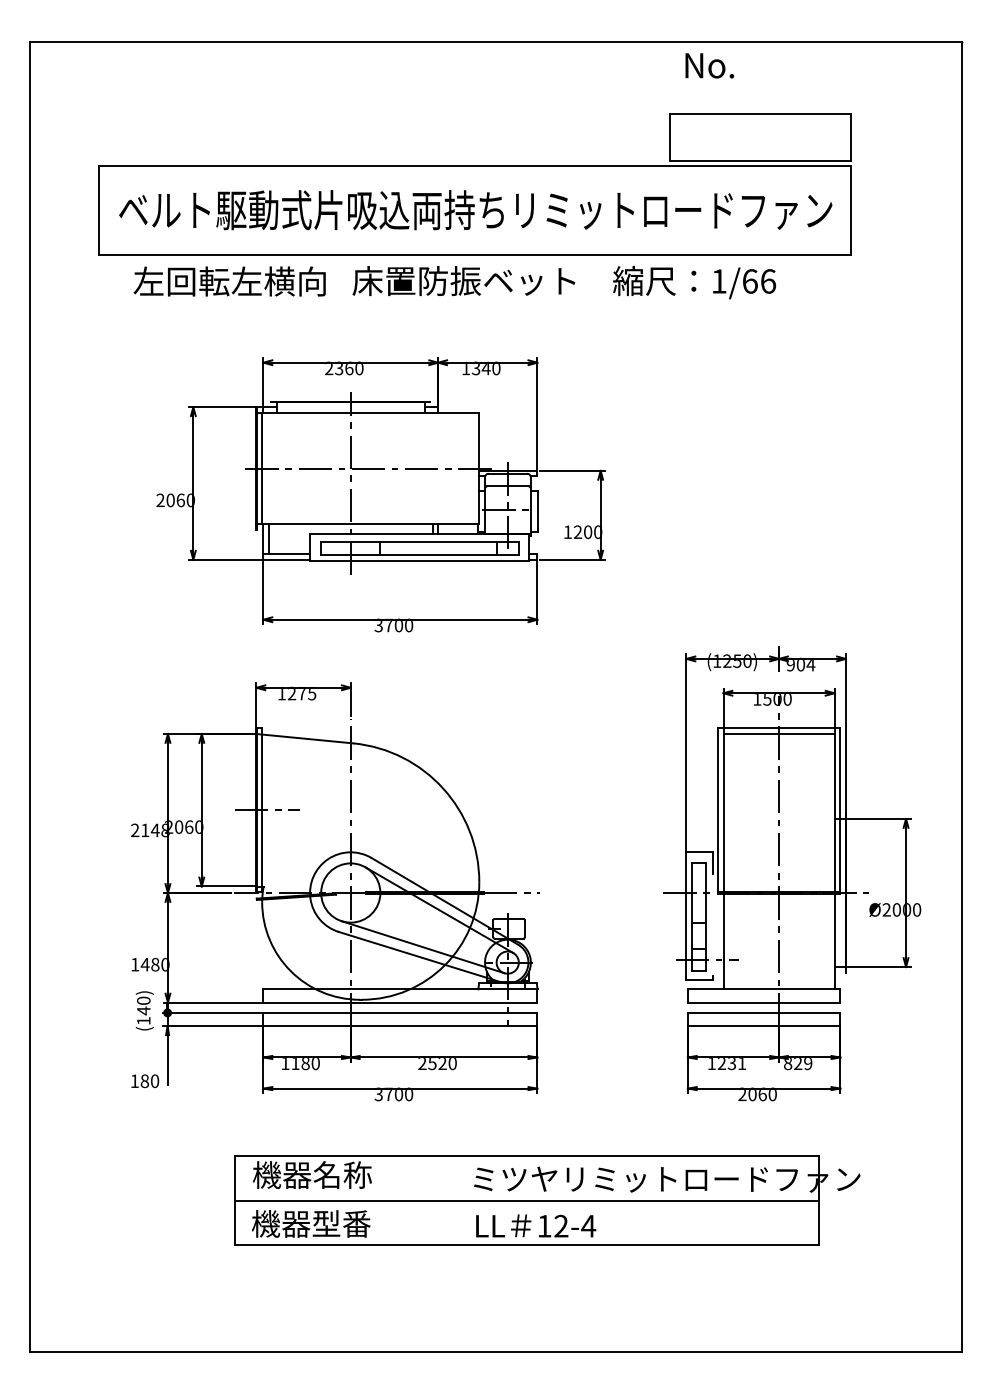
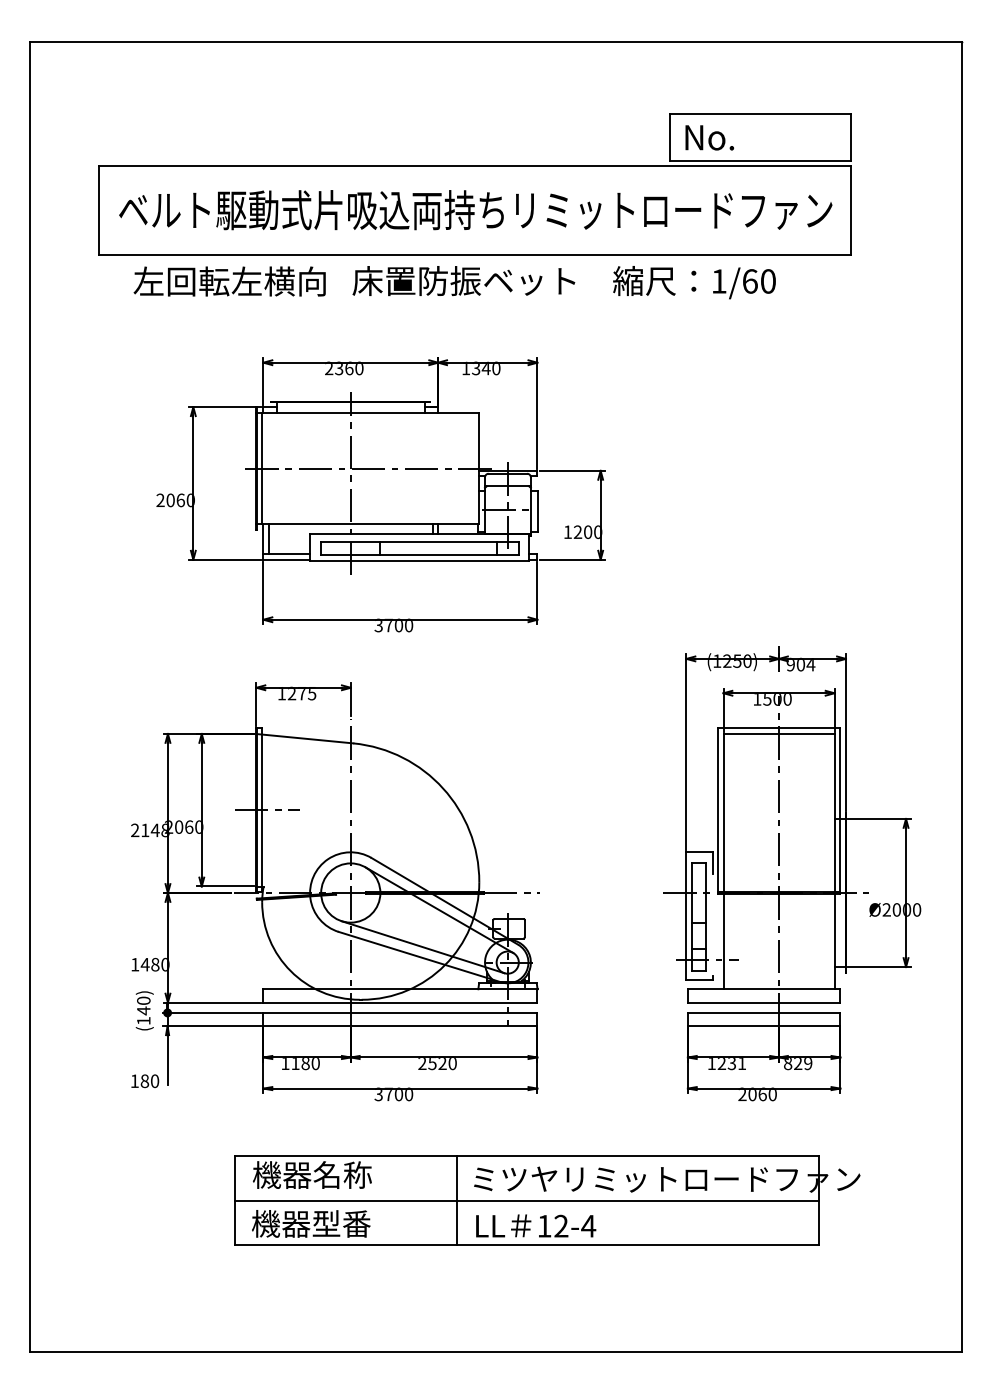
text position: (709, 65) -> (709, 137) (709, 137)
text: 1/66 -> 1/60 (768, 281)
line: none -> present (456, 1200)
